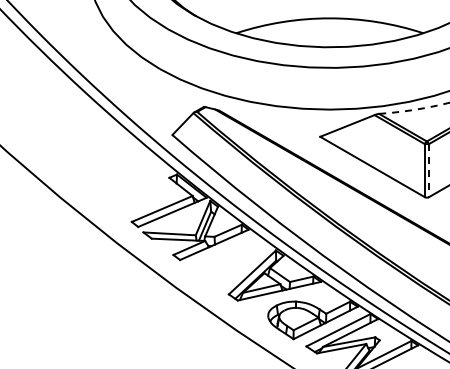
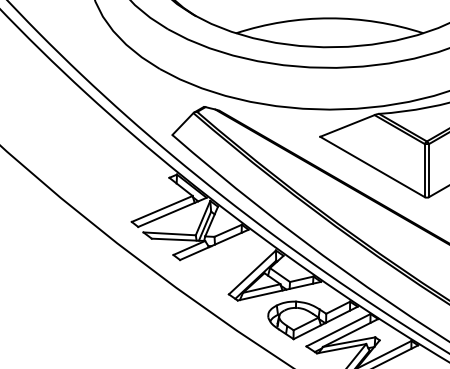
arc: dashed -> solid (414, 109)
line: dashed -> solid (429, 170)
